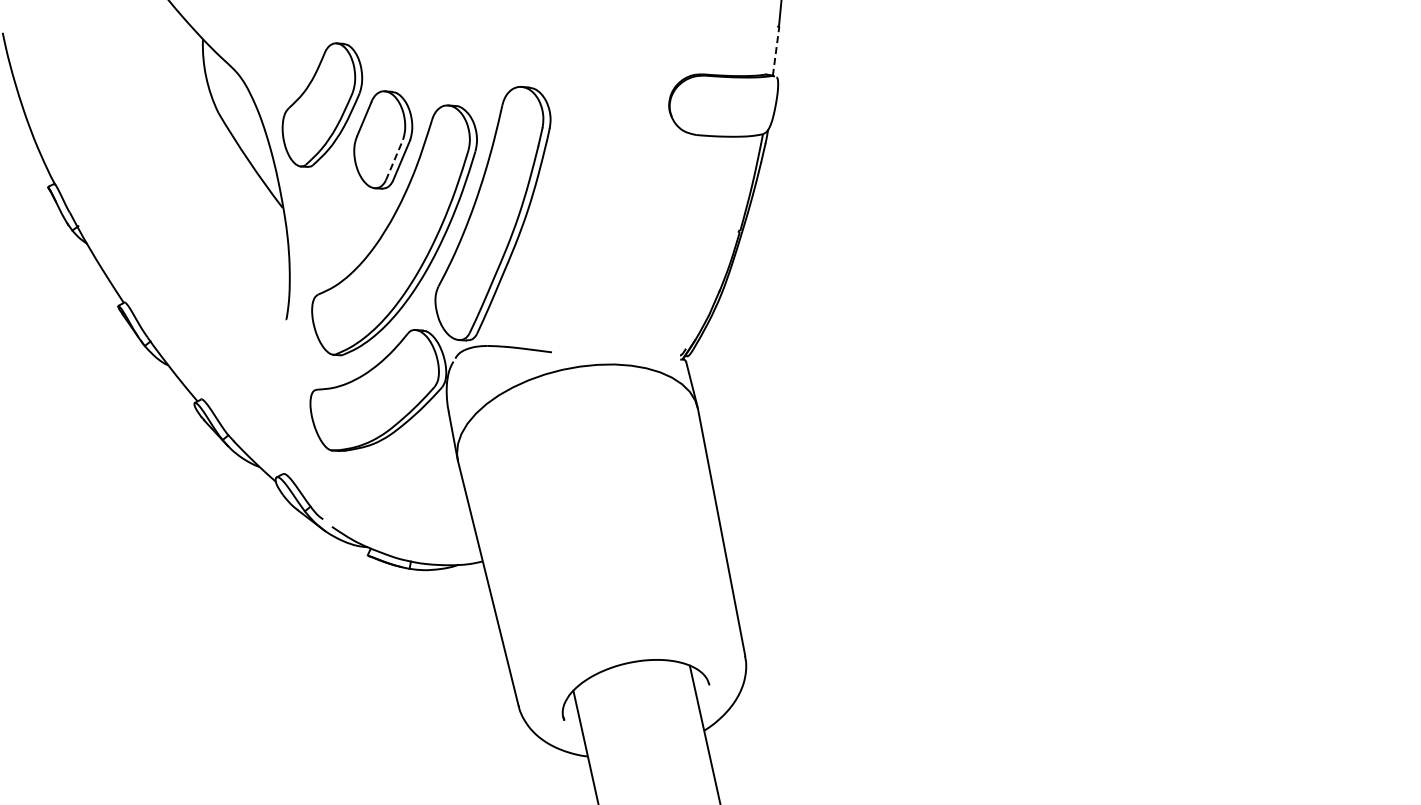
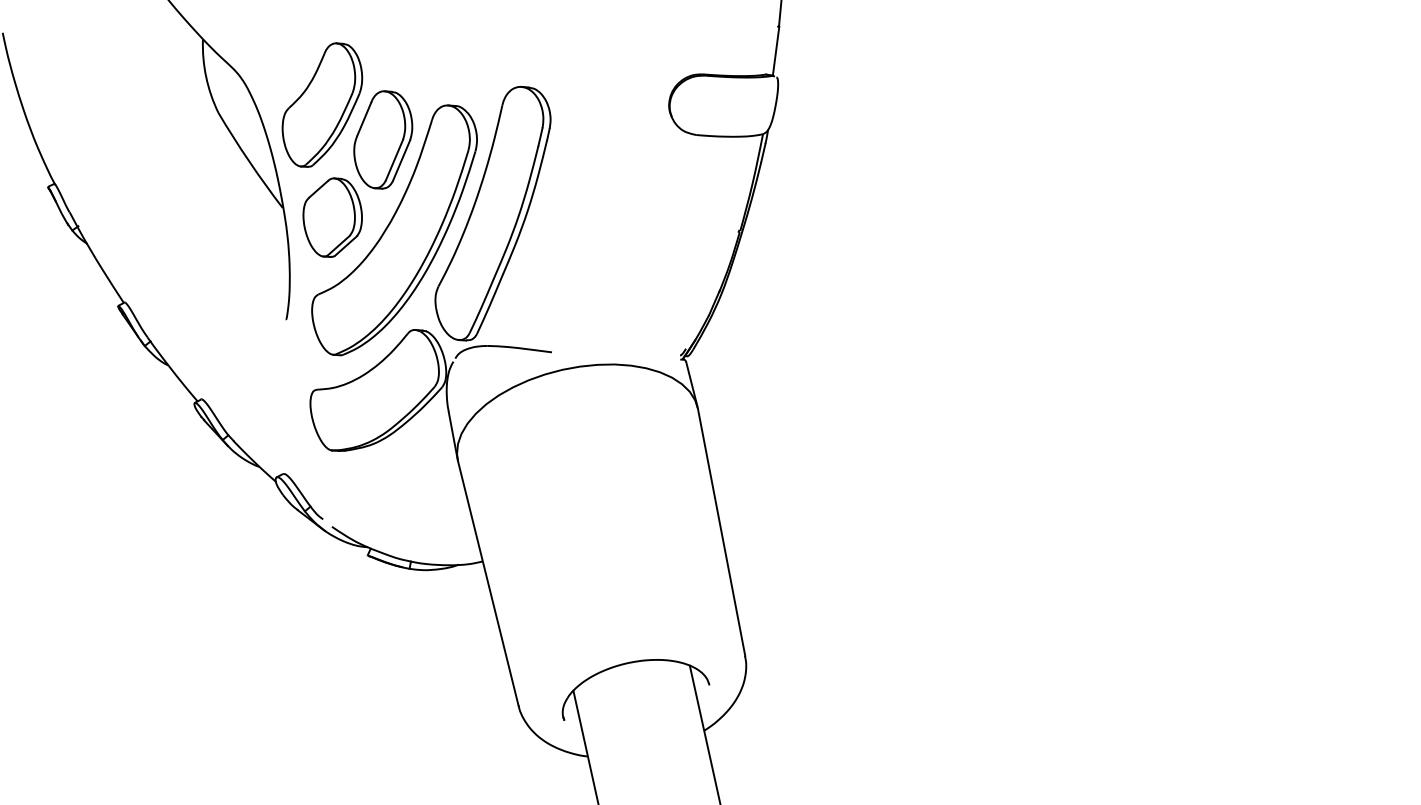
line: dashed -> solid (776, 51)
line: dashed -> solid (394, 160)
part: none -> present (332, 217)
